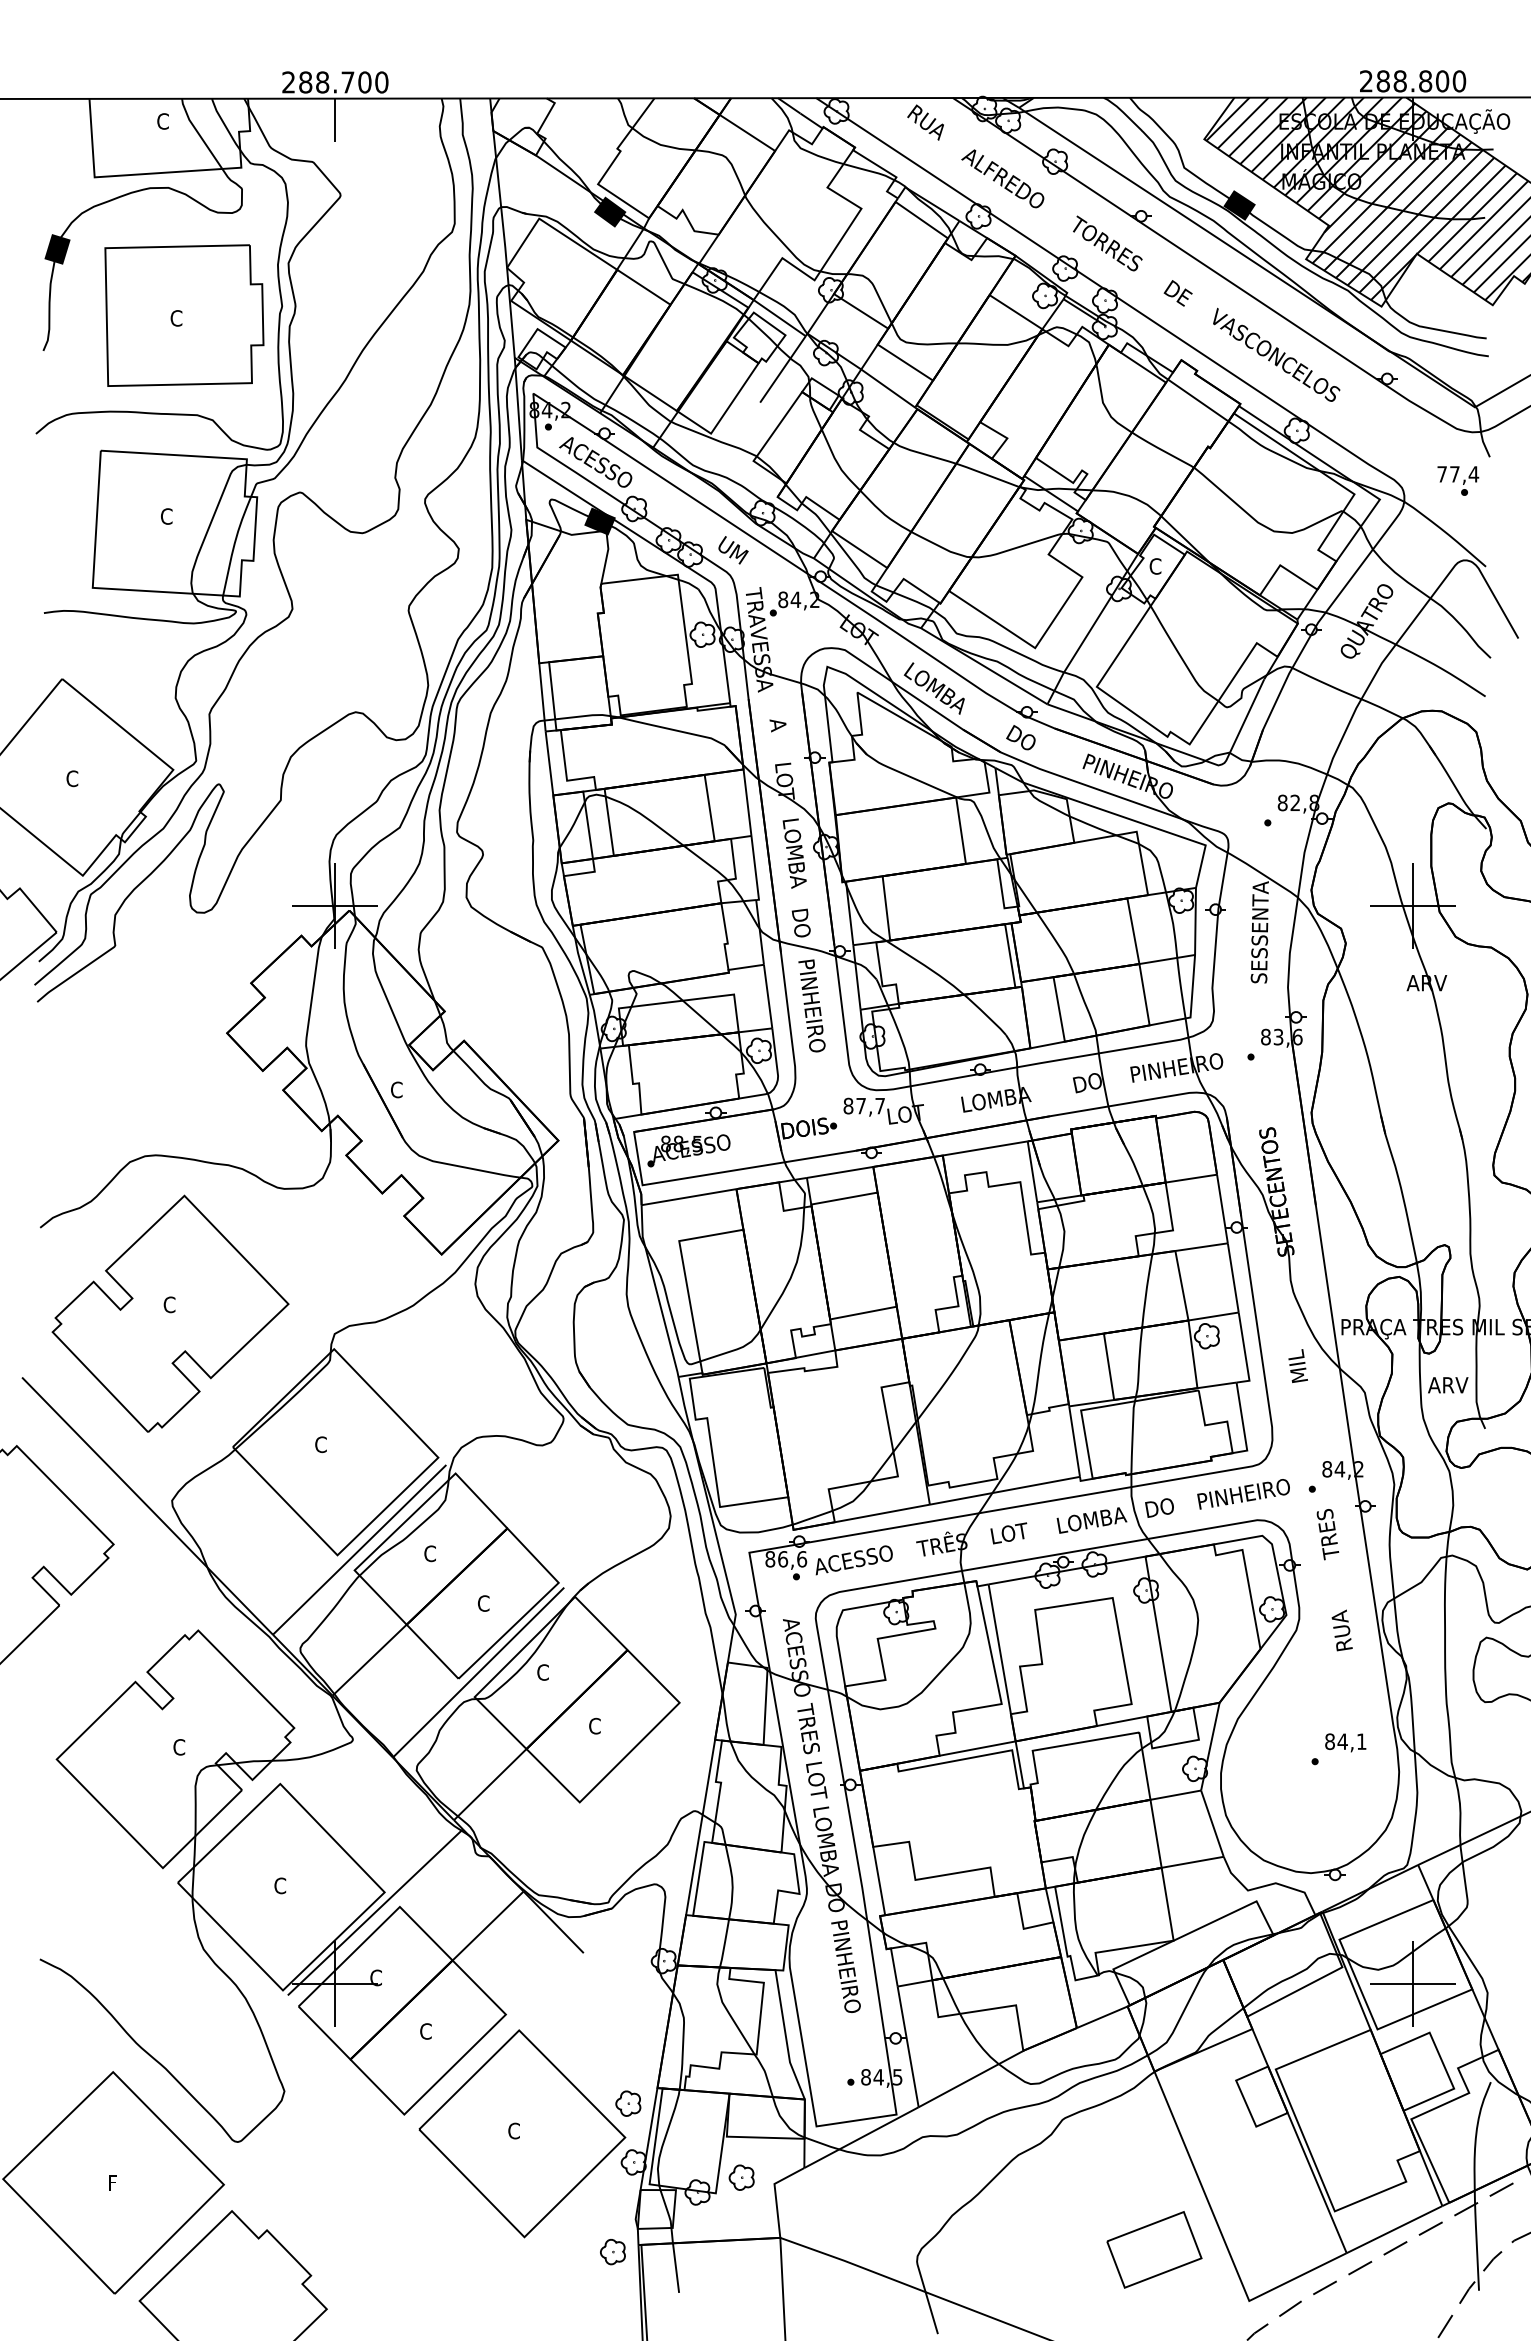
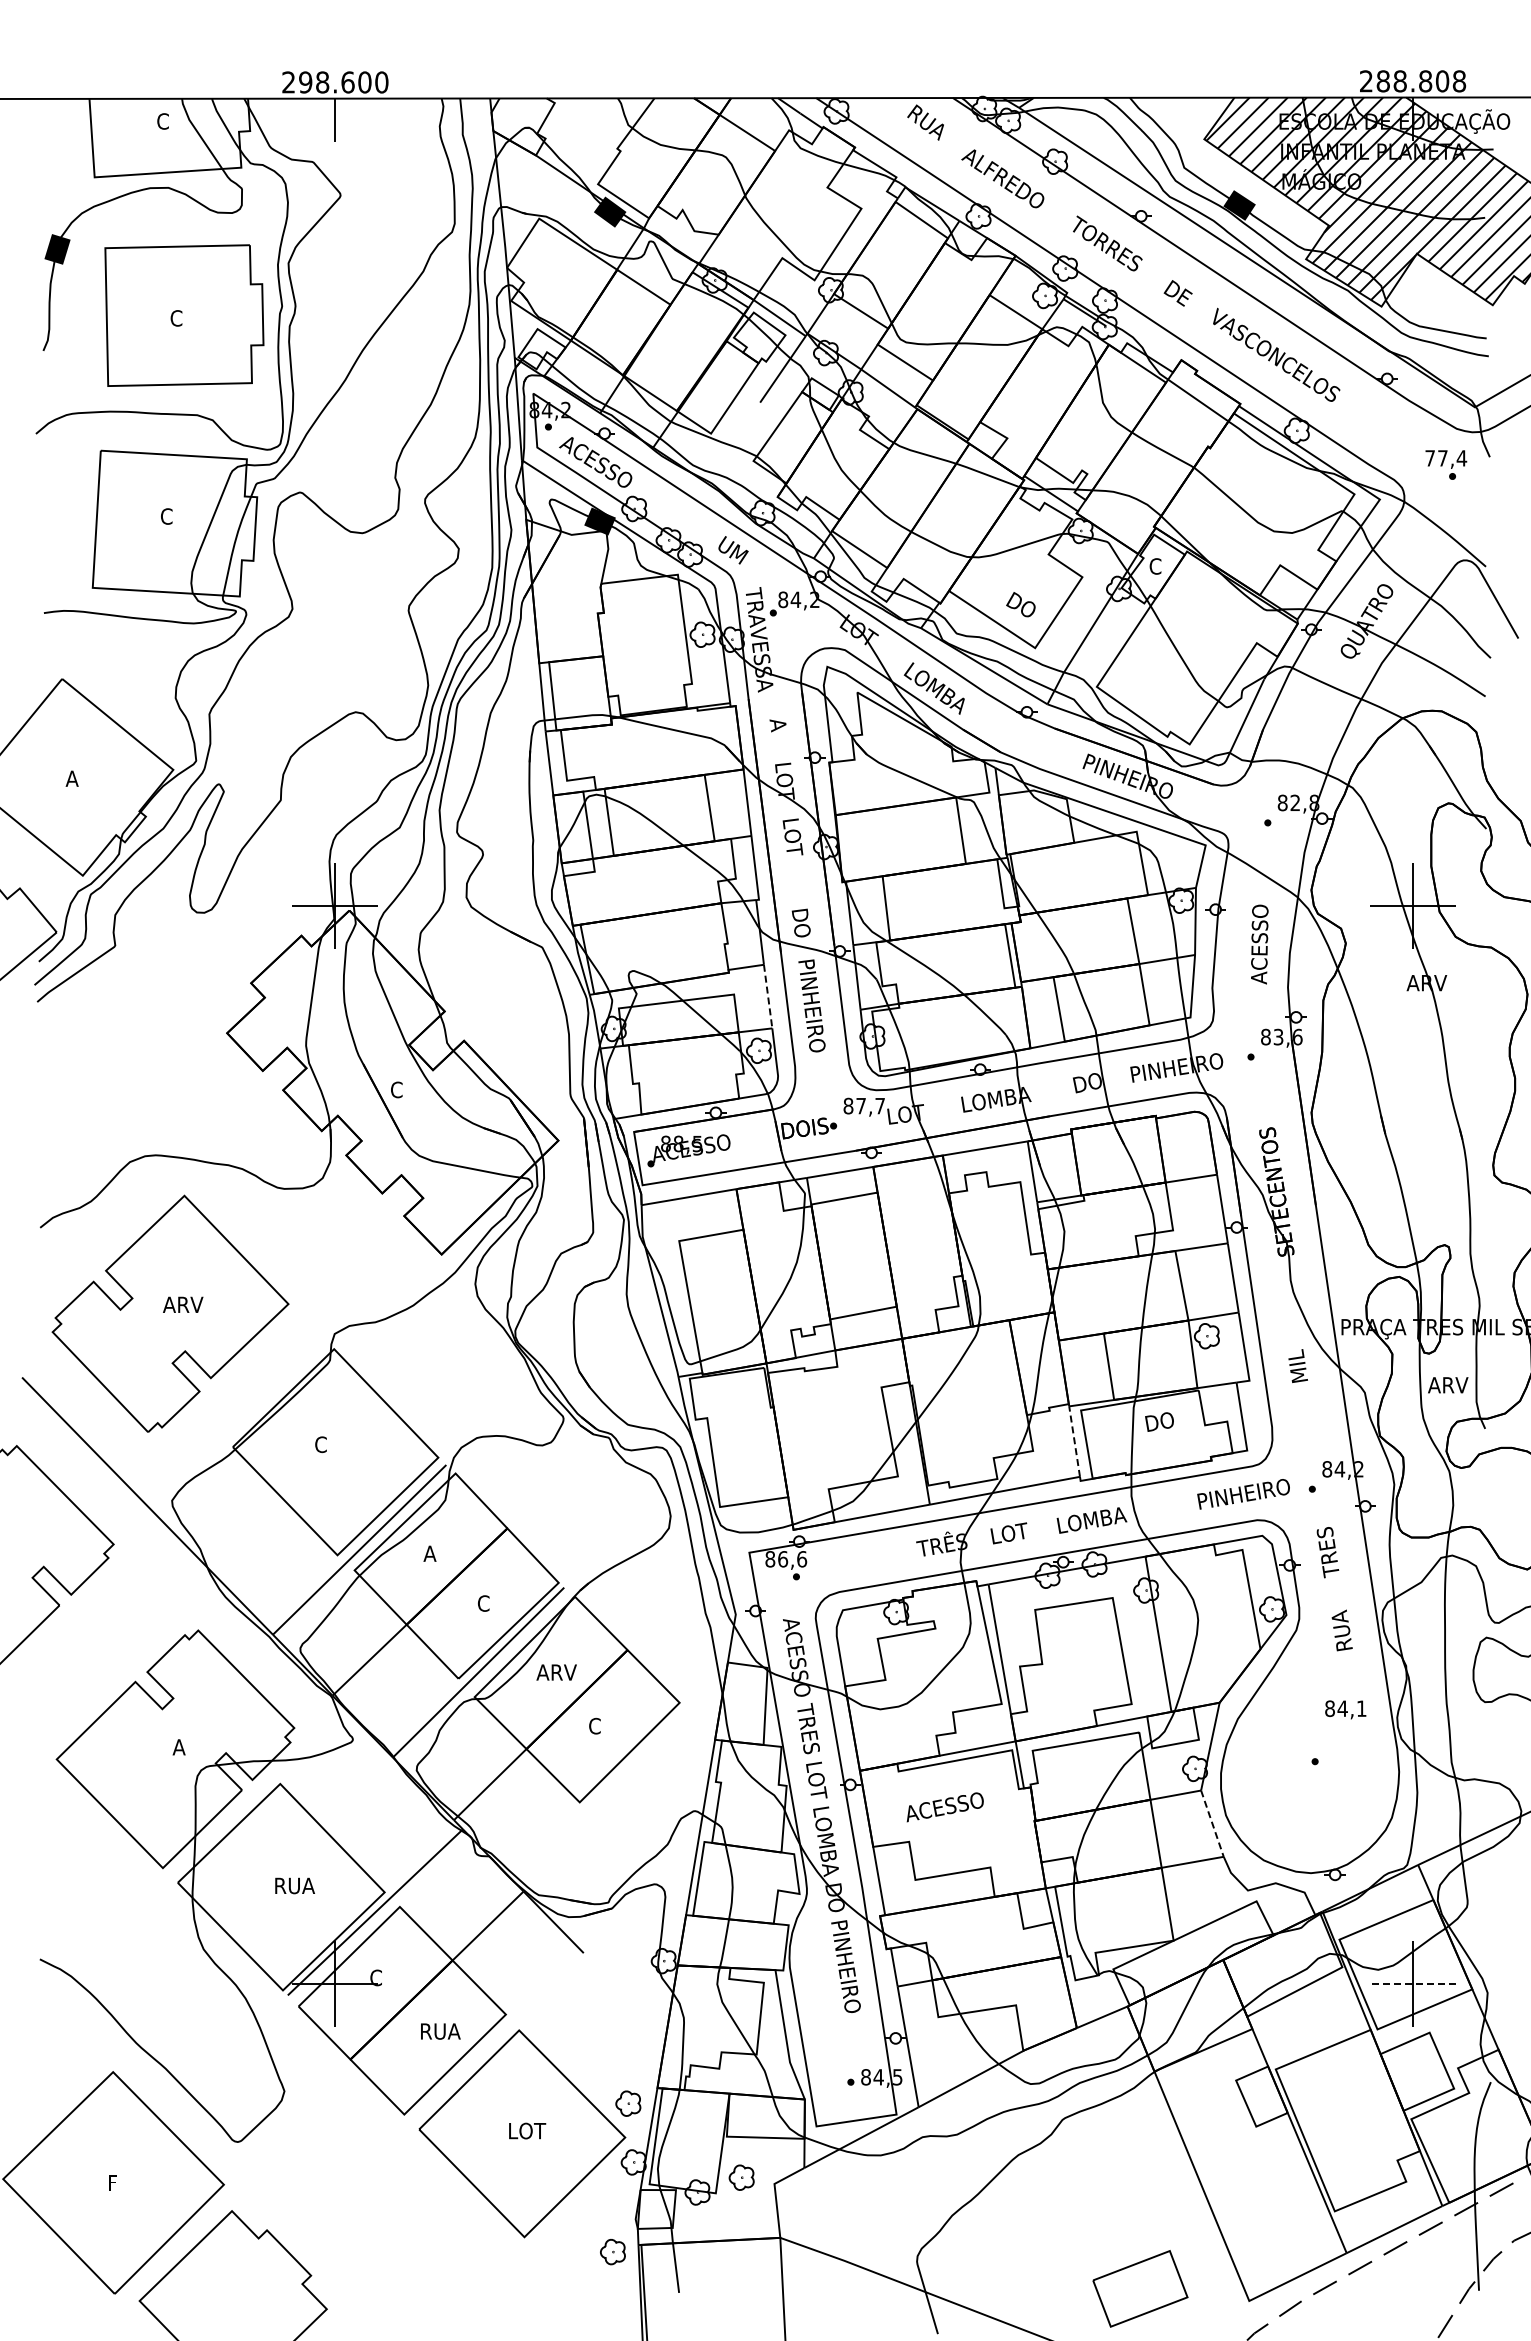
text: 288.800 -> 288.808 (1459, 81)
text: 288.700 -> 298.600 (326, 82)
part position: (1458, 480) -> (1446, 464) (1446, 464)
text position: (1020, 737) -> (1020, 604) (1020, 604)
text: C -> A (71, 778)
text: LOMBA -> LOT (796, 865)
text: SESSENTA -> ACESSO (1259, 932)
line: solid -> dashed (768, 997)
text: C -> ARV (183, 1304)
line: solid -> dashed (1074, 1441)
text position: (1159, 1507) -> (1159, 1421) (1159, 1421)
text position: (1327, 1534) -> (1327, 1552) (1327, 1552)
text: C -> A (429, 1553)
text position: (853, 1560) -> (944, 1807) (944, 1807)
text: C -> ARV (556, 1672)
text position: (1345, 1742) -> (1345, 1709) (1345, 1709)
text: C -> A (178, 1747)
line: solid -> dashed (1212, 1824)
text: C -> RUA (294, 1885)
line: solid -> dashed (1412, 1983)
text: C -> RUA (440, 2031)
text: C -> LOT (527, 2130)
part position: (1154, 2249) -> (1140, 2288) (1140, 2288)
